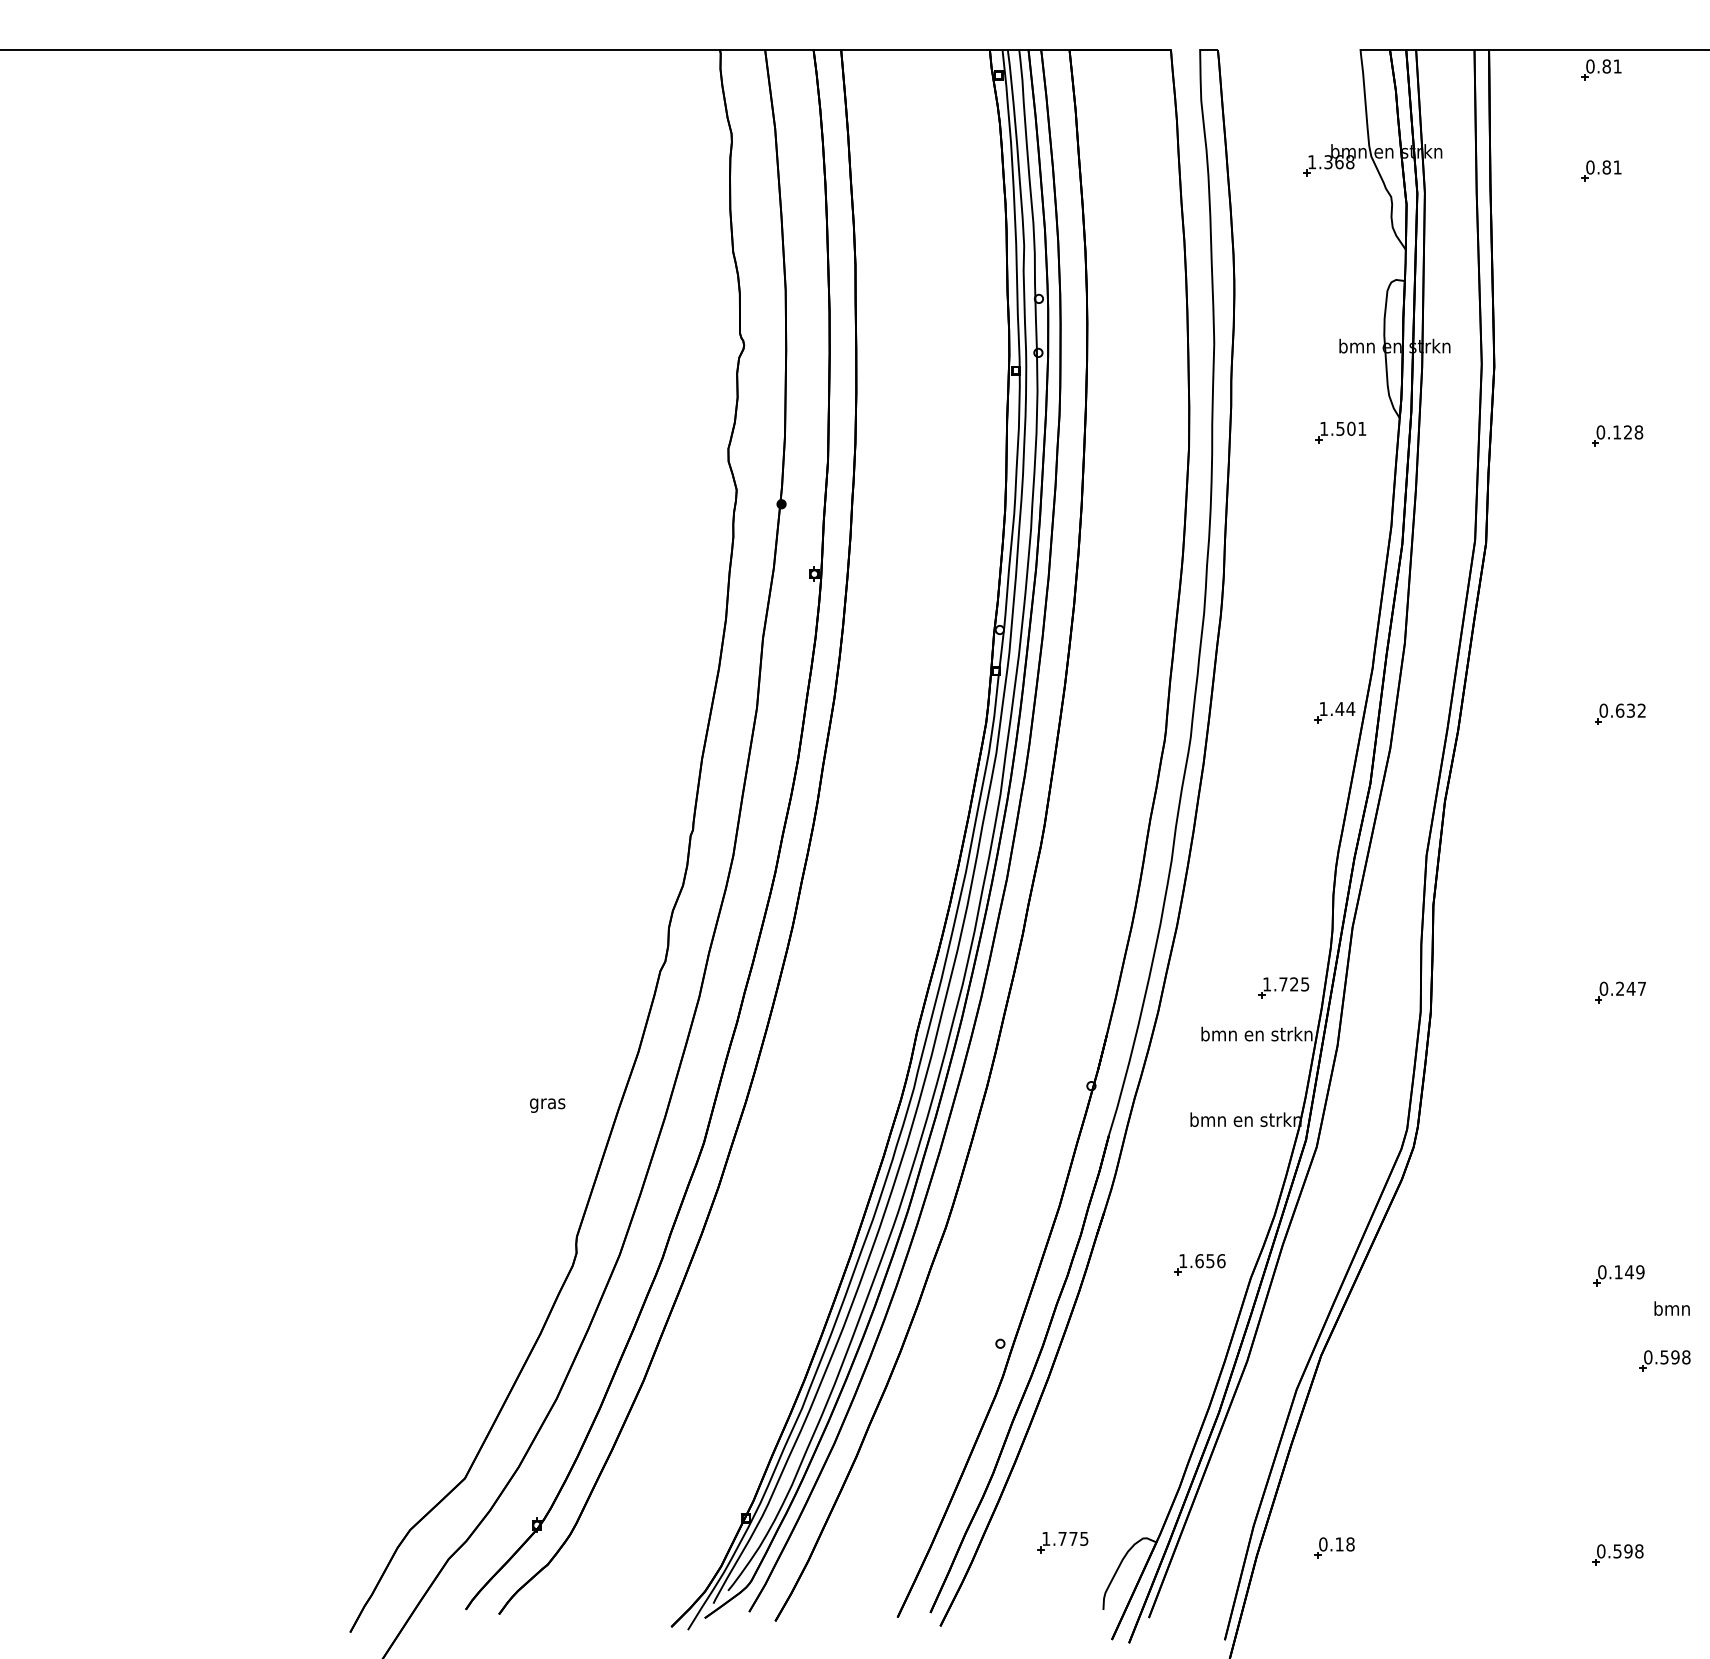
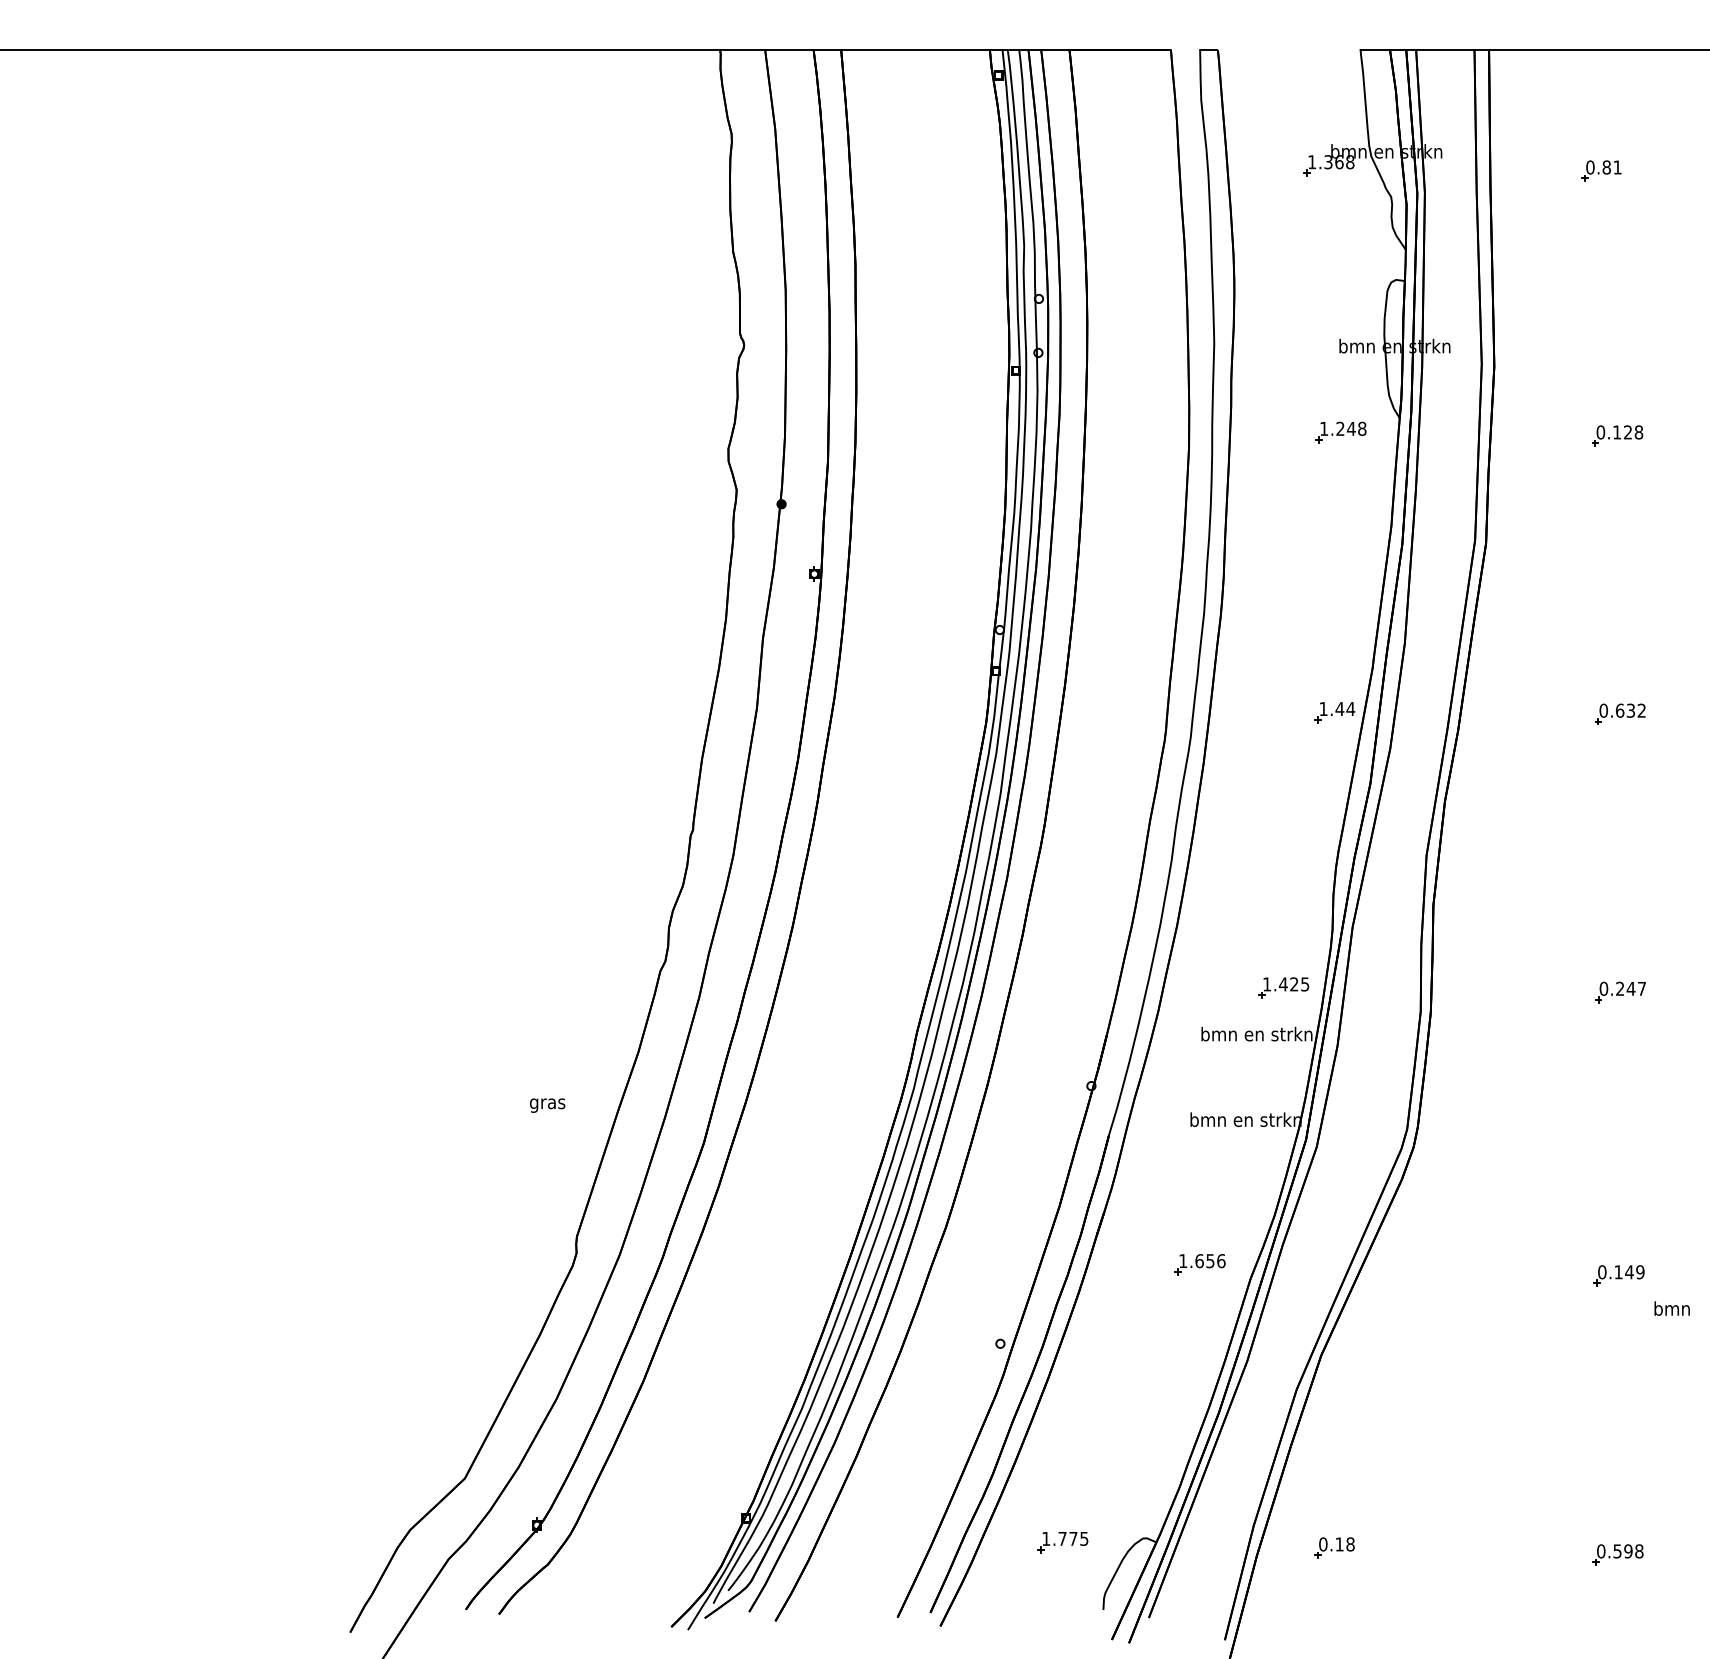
part: present -> none (1601, 69)
text: 1.501 -> 1.248 (1351, 428)
text: 1.725 -> 1.425 (1283, 984)
part: present -> none (1664, 1360)
